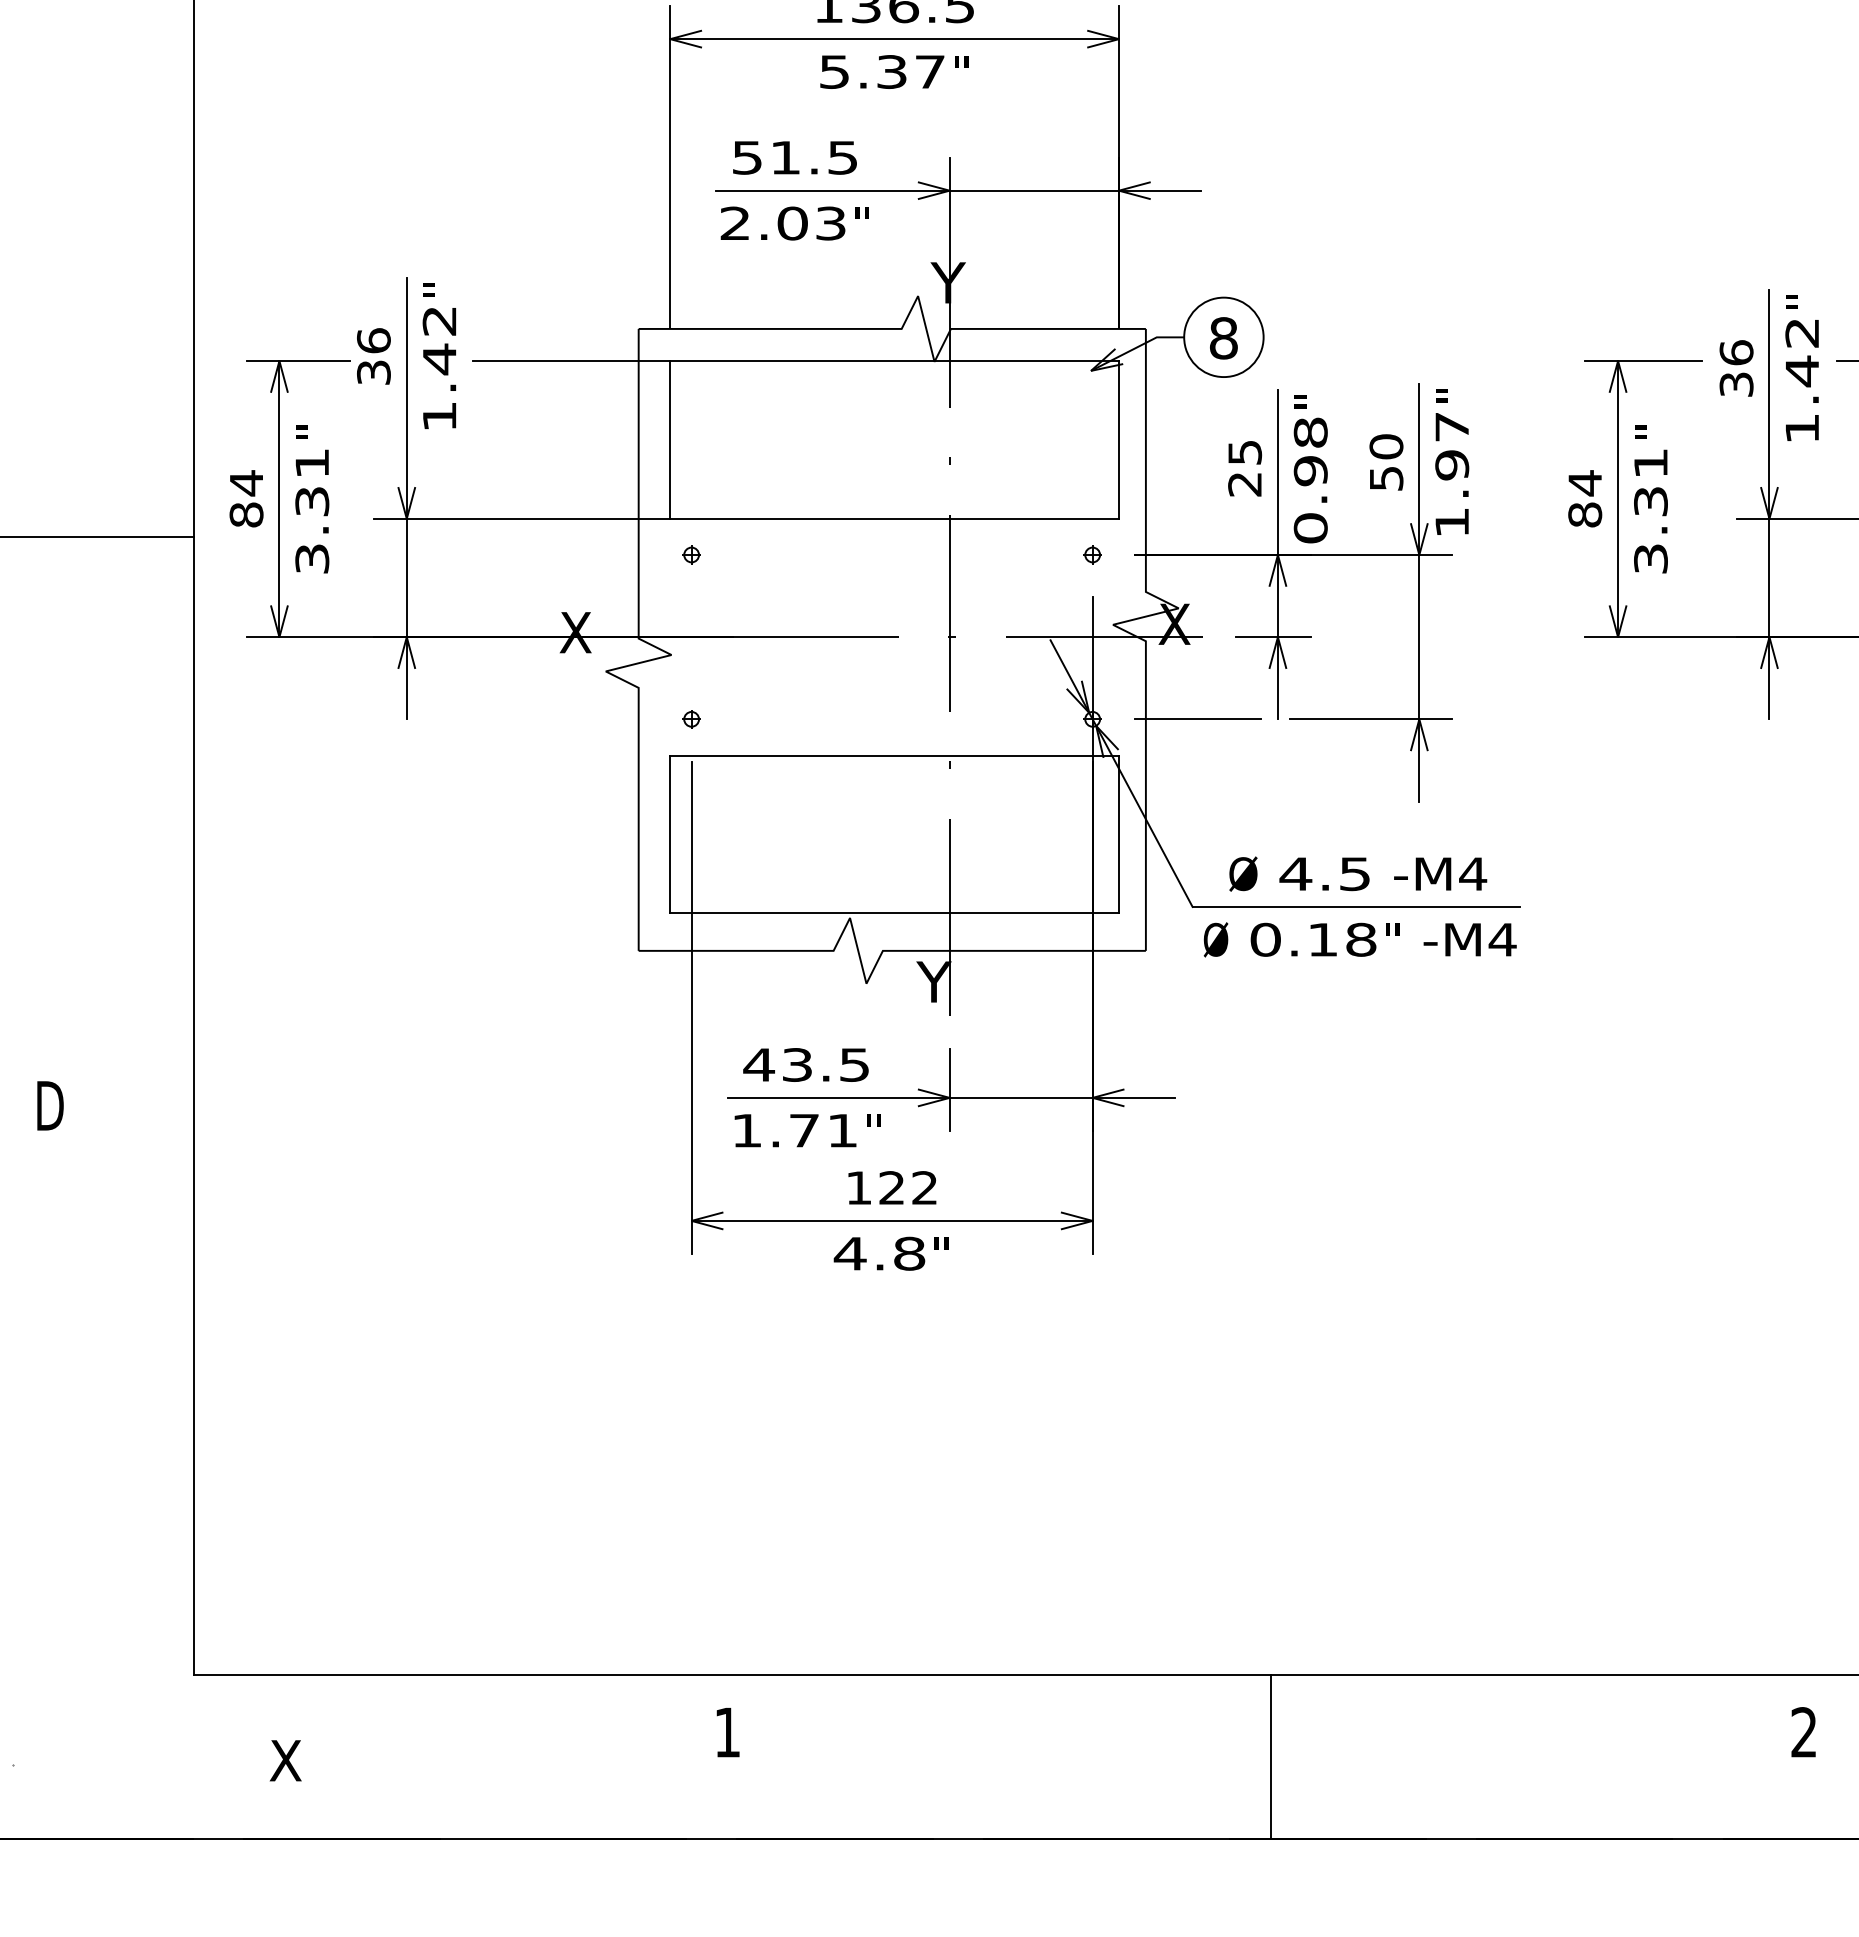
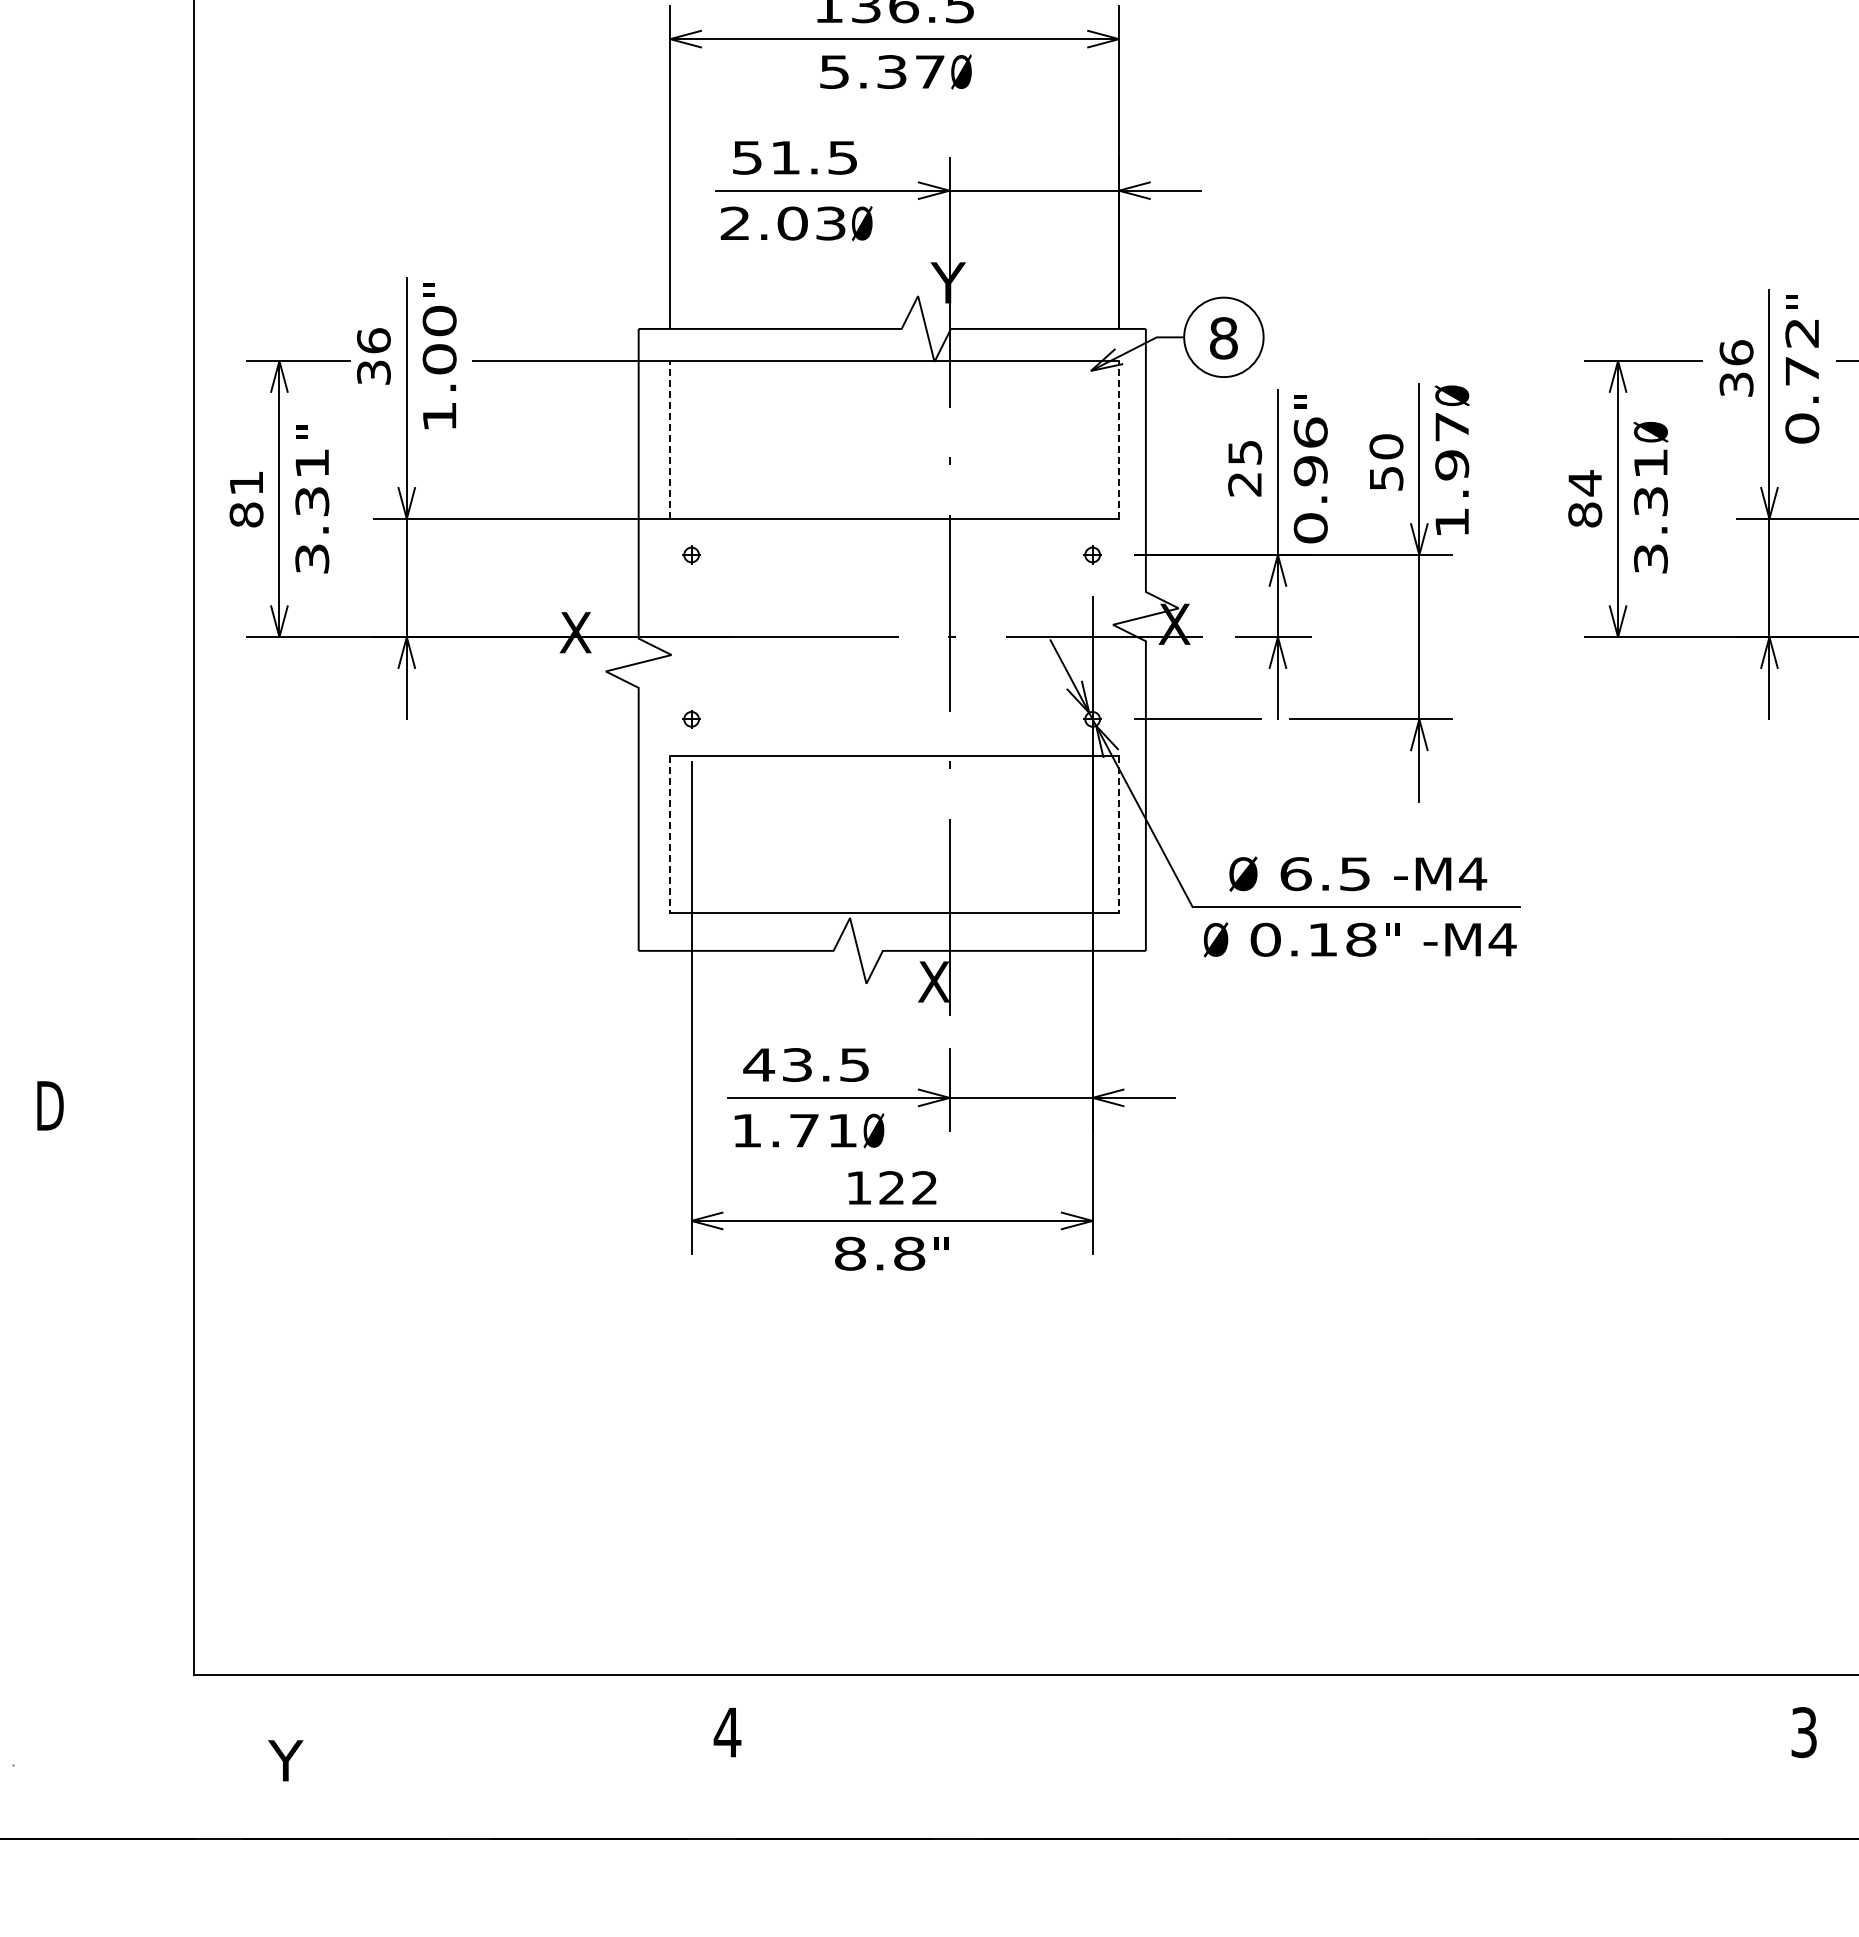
text: " -> Ø (961, 71)
text: " -> Ø (861, 223)
text: 1.42 -> 1.00 (439, 340)
text: " -> Ø (1451, 395)
text: 1.42 -> 0.72 (1802, 399)
text: " -> Ø (1650, 431)
text: 0.98 -> 0.96 (1310, 432)
line: solid -> dashed (670, 439)
line: solid -> dashed (1118, 439)
text: 84 -> 81 (246, 483)
line: present -> none (97, 536)
line: solid -> dashed (670, 834)
line: solid -> dashed (1118, 834)
text: 4.5 -> 6.5 (1295, 874)
text: Y -> X (933, 981)
text: " -> Ø (873, 1130)
text: 4.8 -> 8.8 (849, 1253)
text: 1 -> 4 (727, 1732)
text: 2 -> 3 (1803, 1732)
line: present -> none (1270, 1757)
text: X -> Y (285, 1760)
